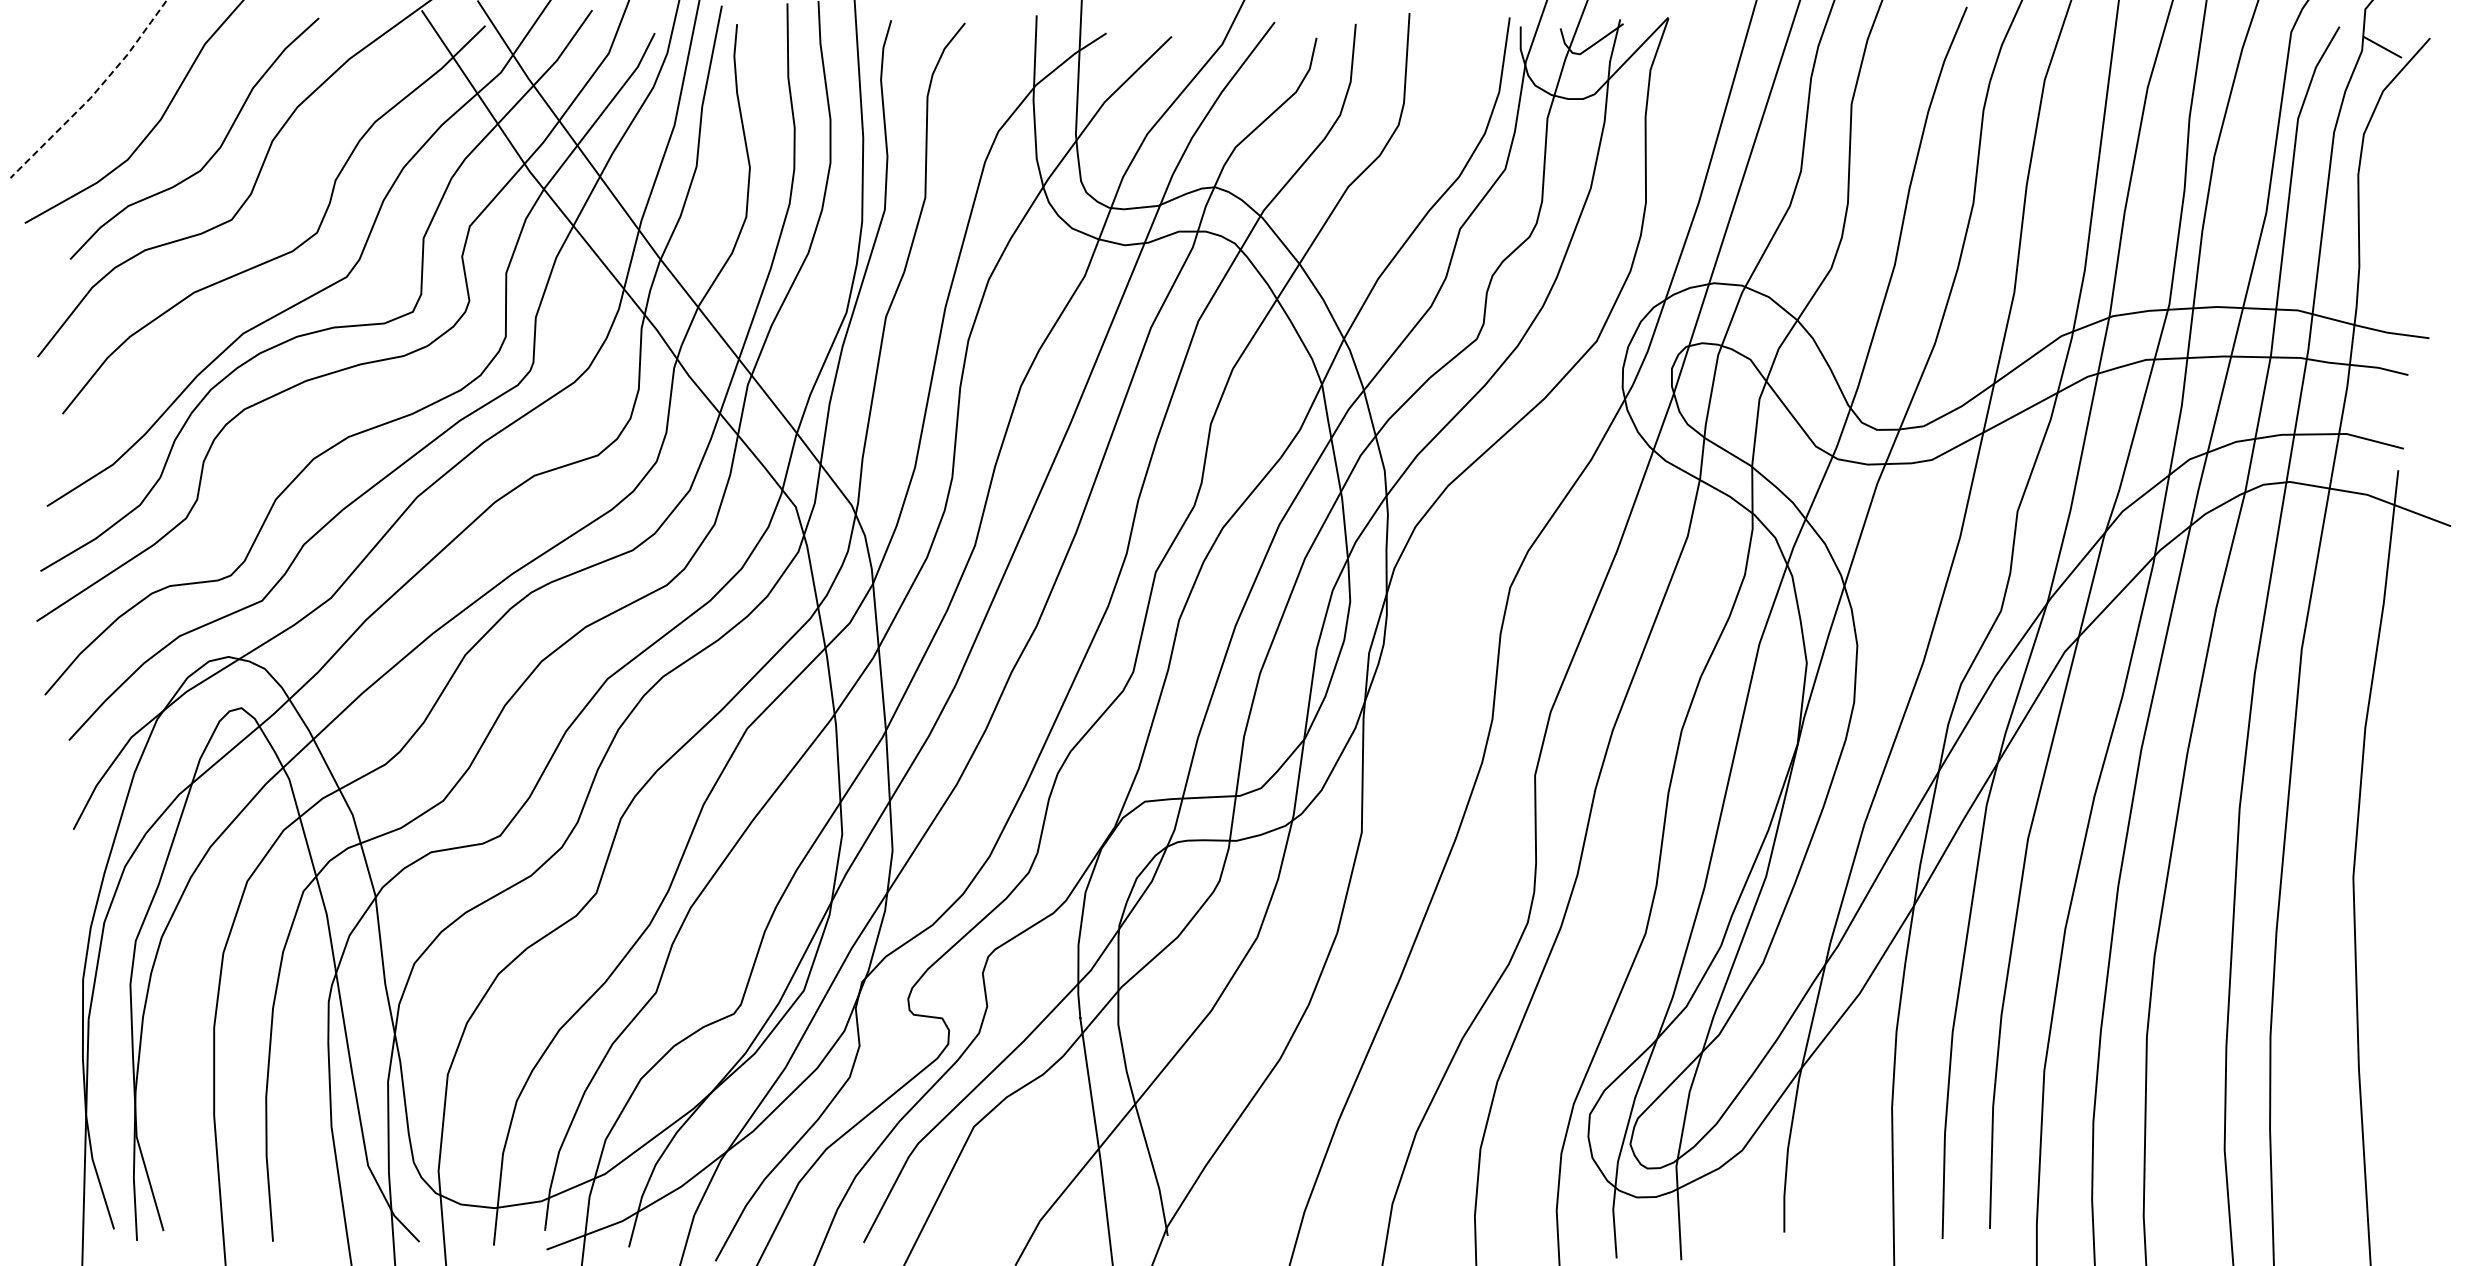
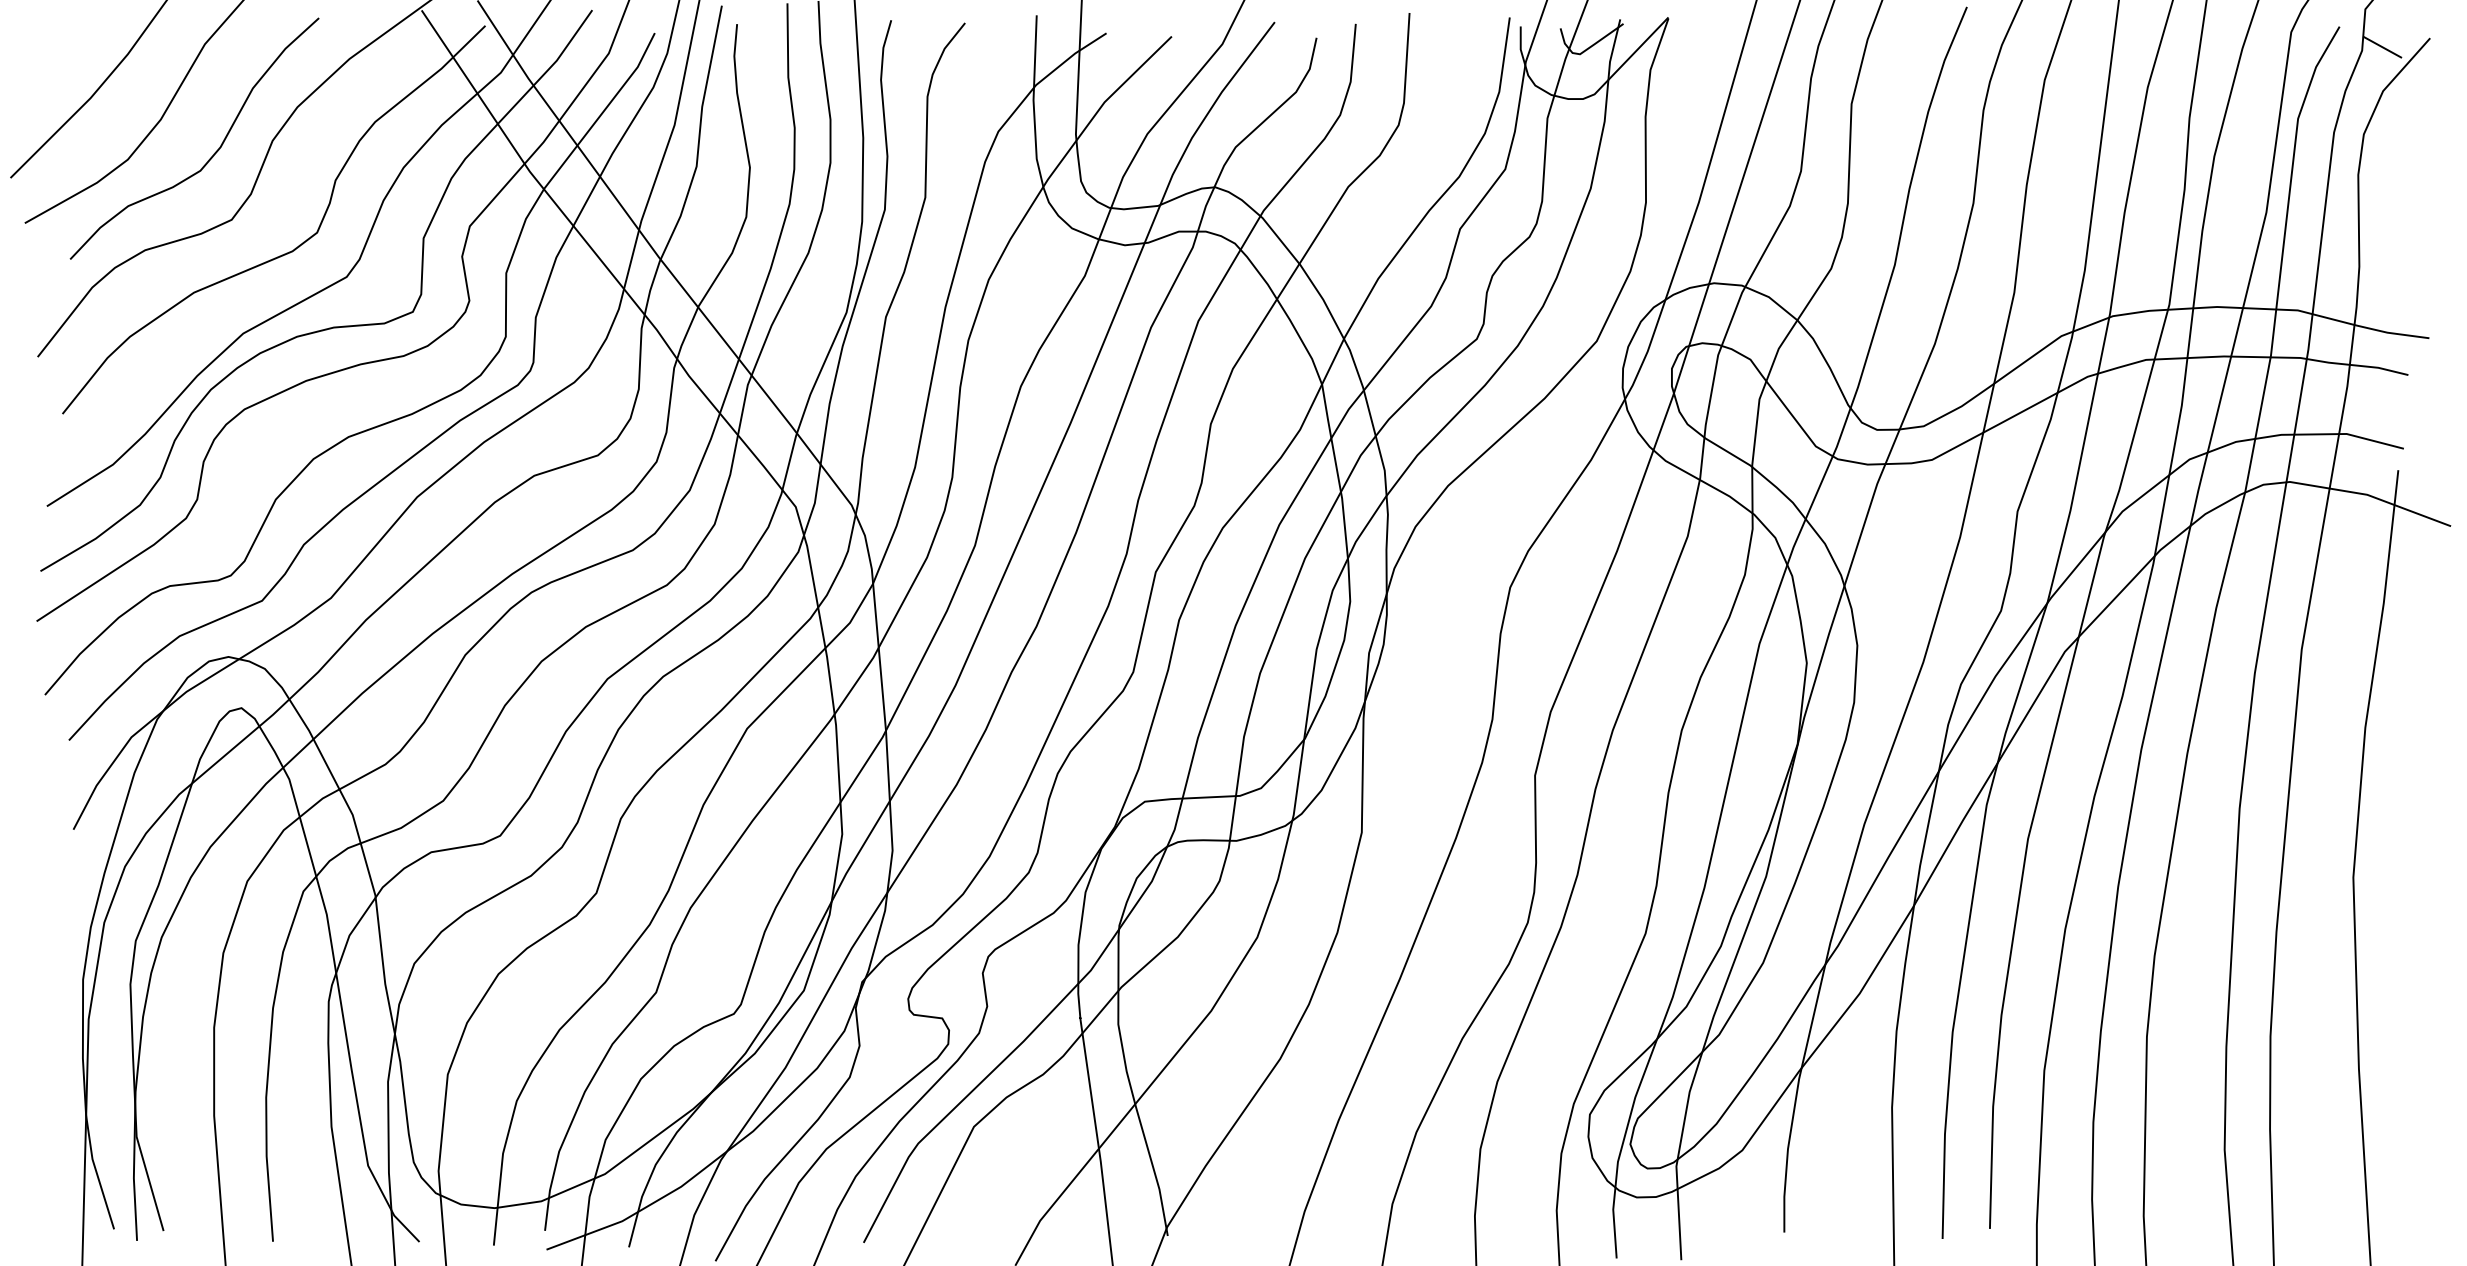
line: dashed -> solid (93, 94)
